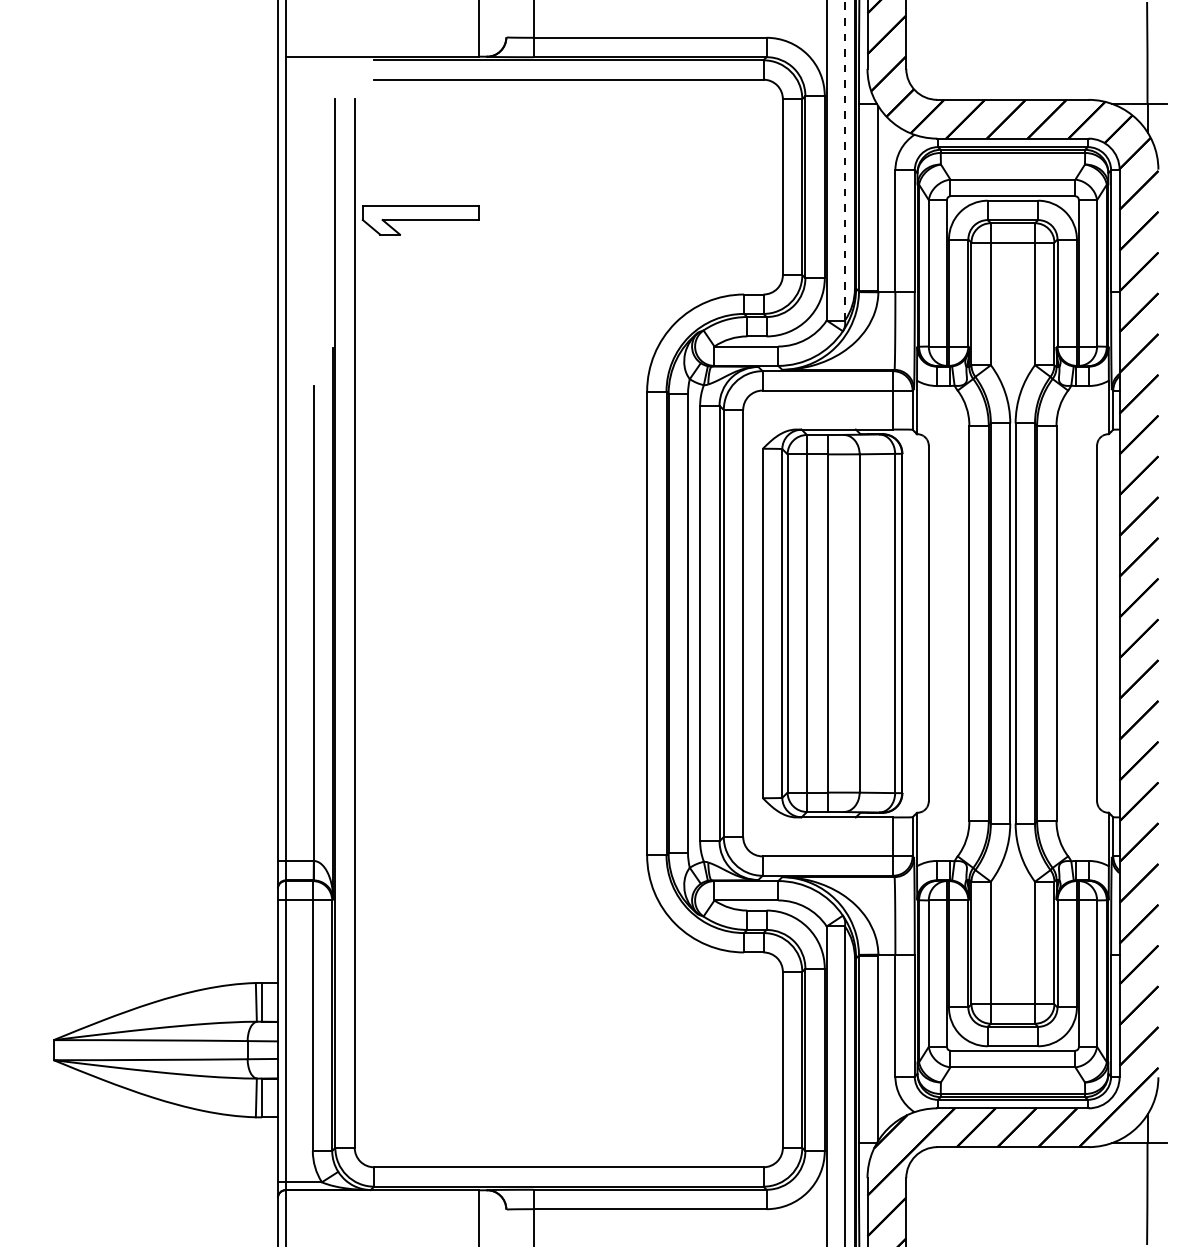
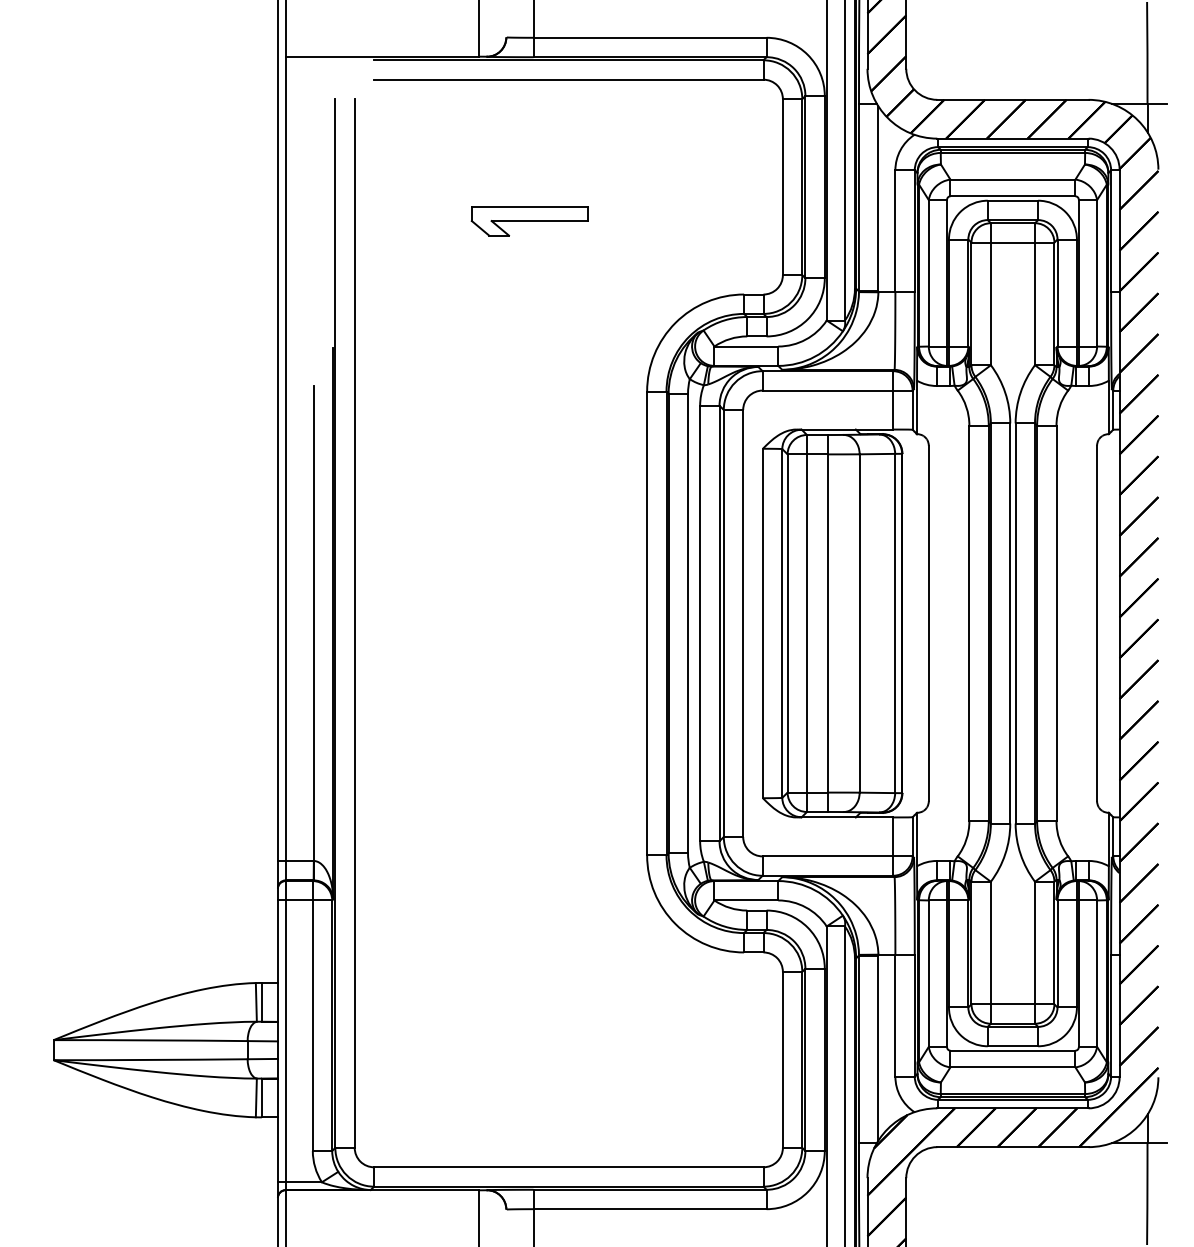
line: dashed -> solid (844, 159)
part position: (420, 220) -> (529, 221) (529, 221)
